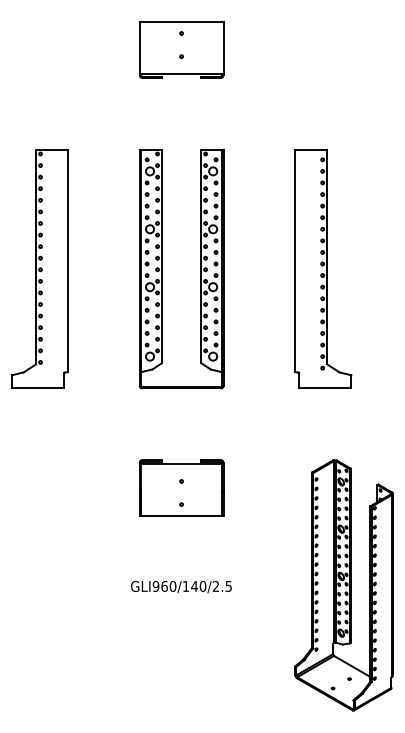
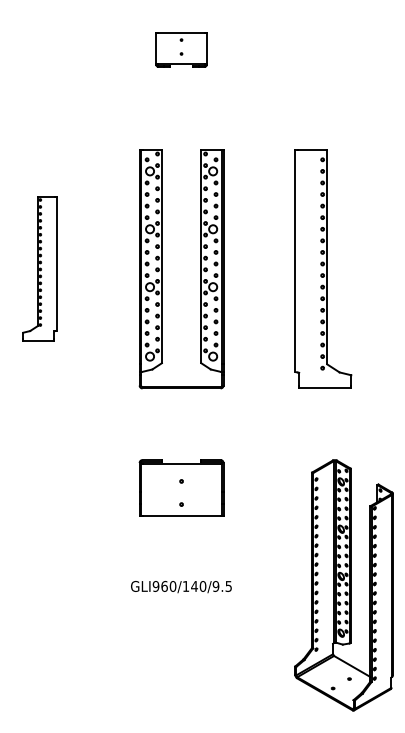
part size: 87x58 px -> 53x36 px (181, 49)
part size: 58x240 px -> 36x146 px (39, 268)
text: GLI960/140/2.5 -> GLI960/140/9.5 (215, 586)
